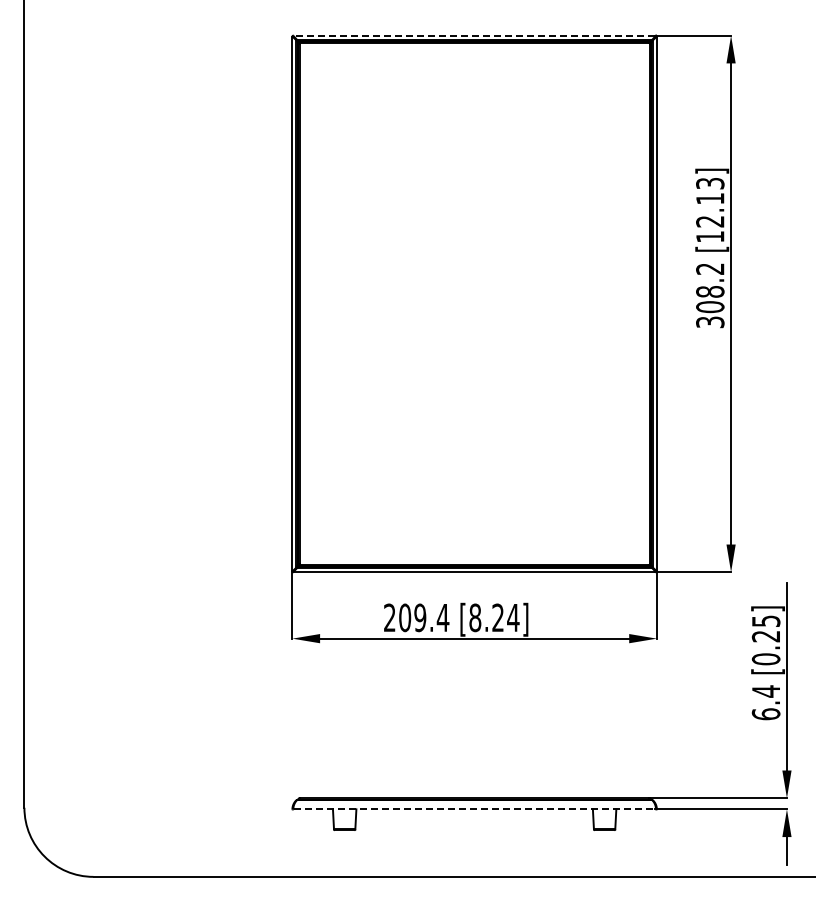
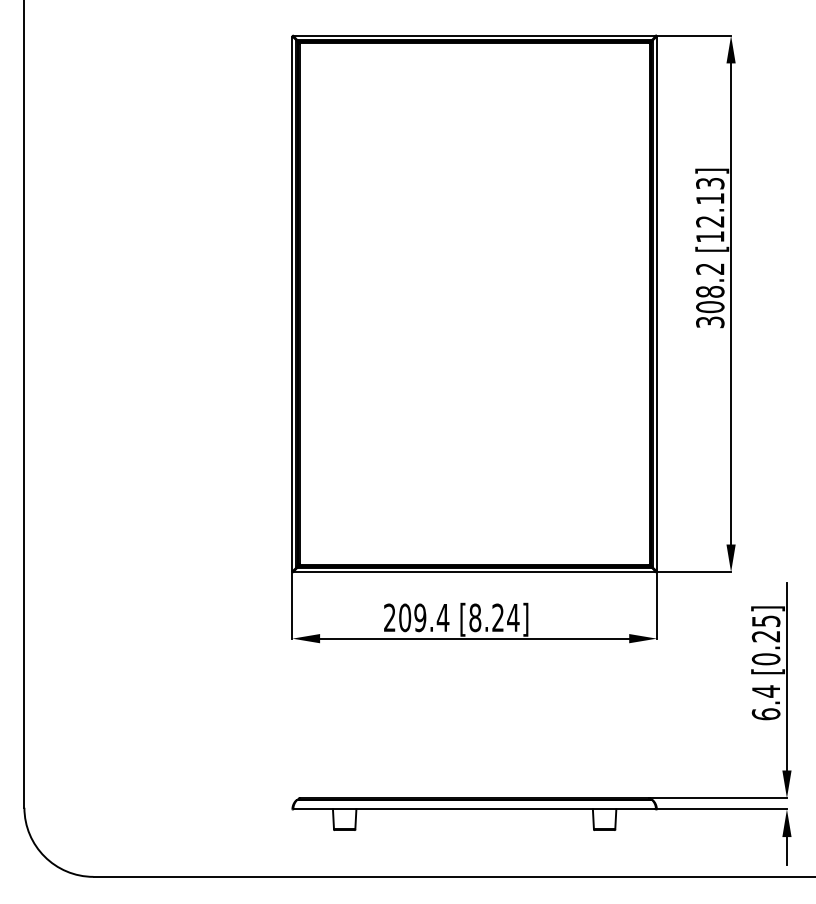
line: dashed -> solid (474, 35)
line: dashed -> solid (474, 809)
